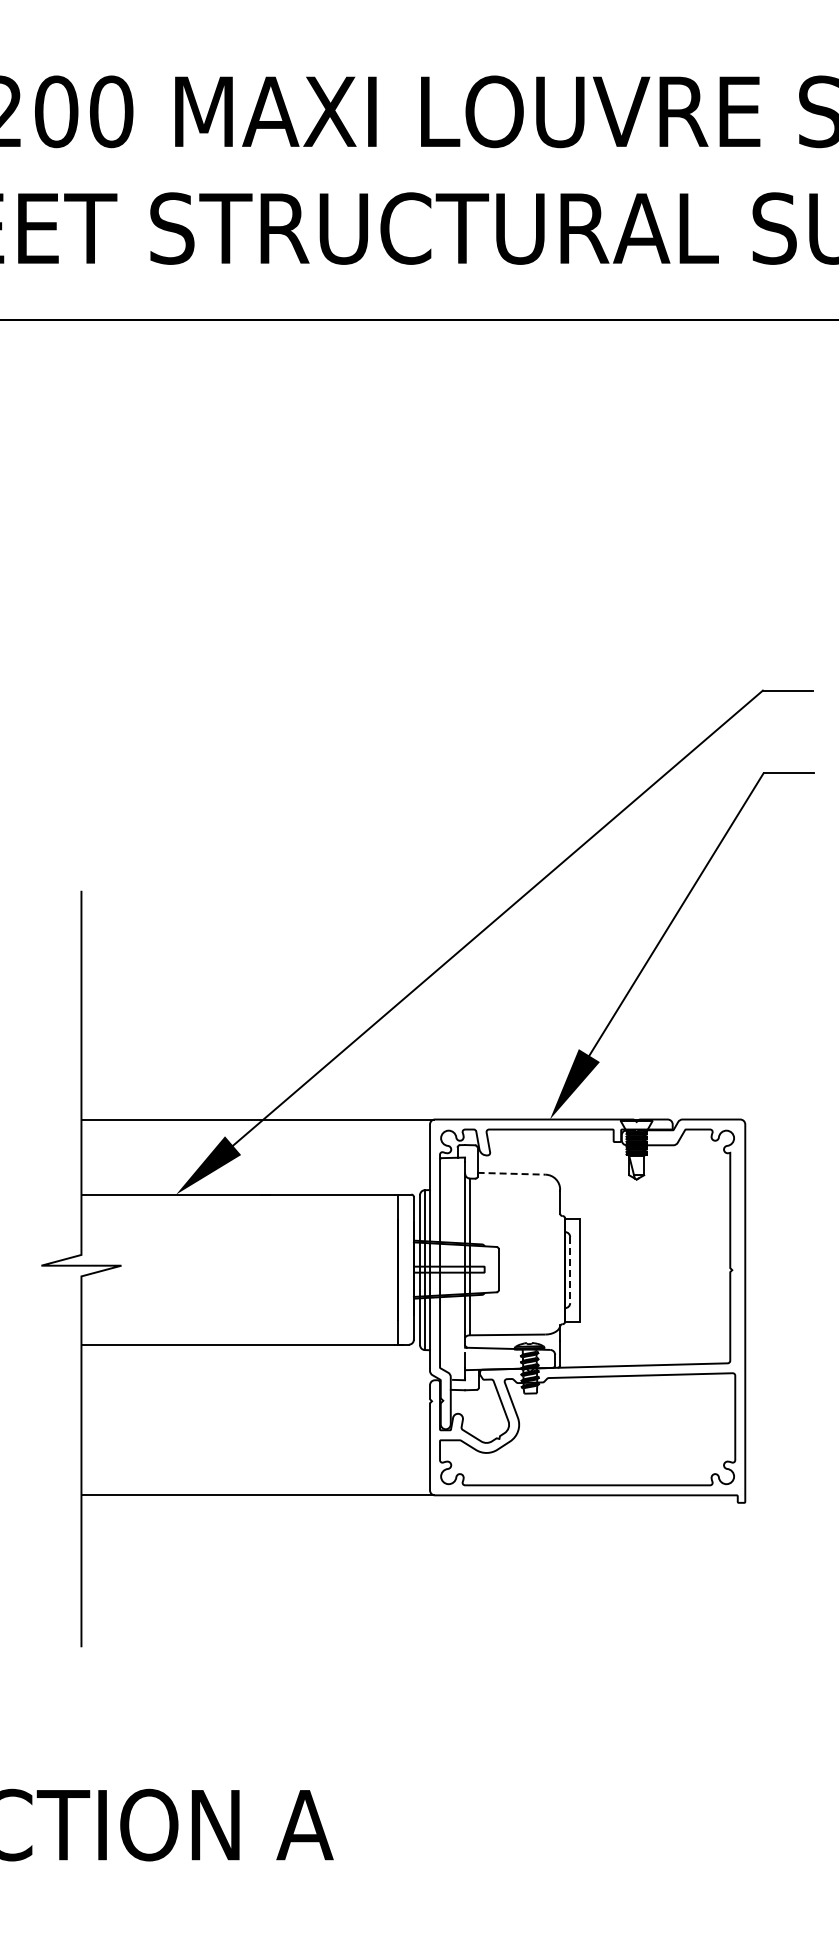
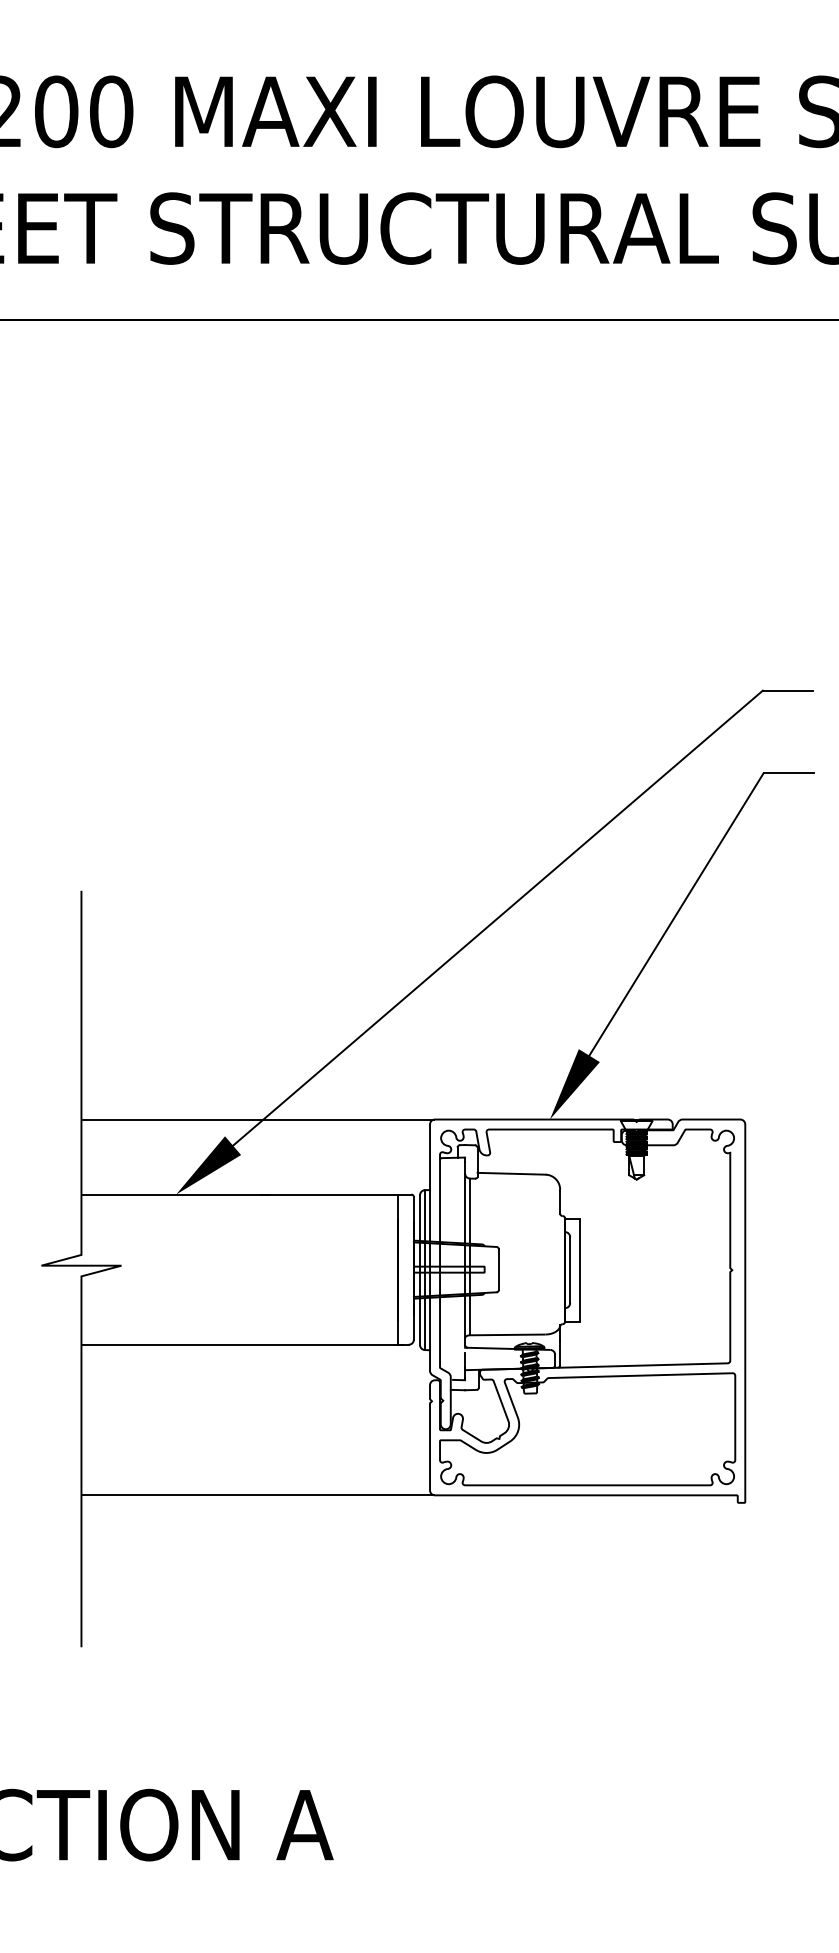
line: dashed -> solid (511, 1173)
line: dashed -> solid (570, 1270)
